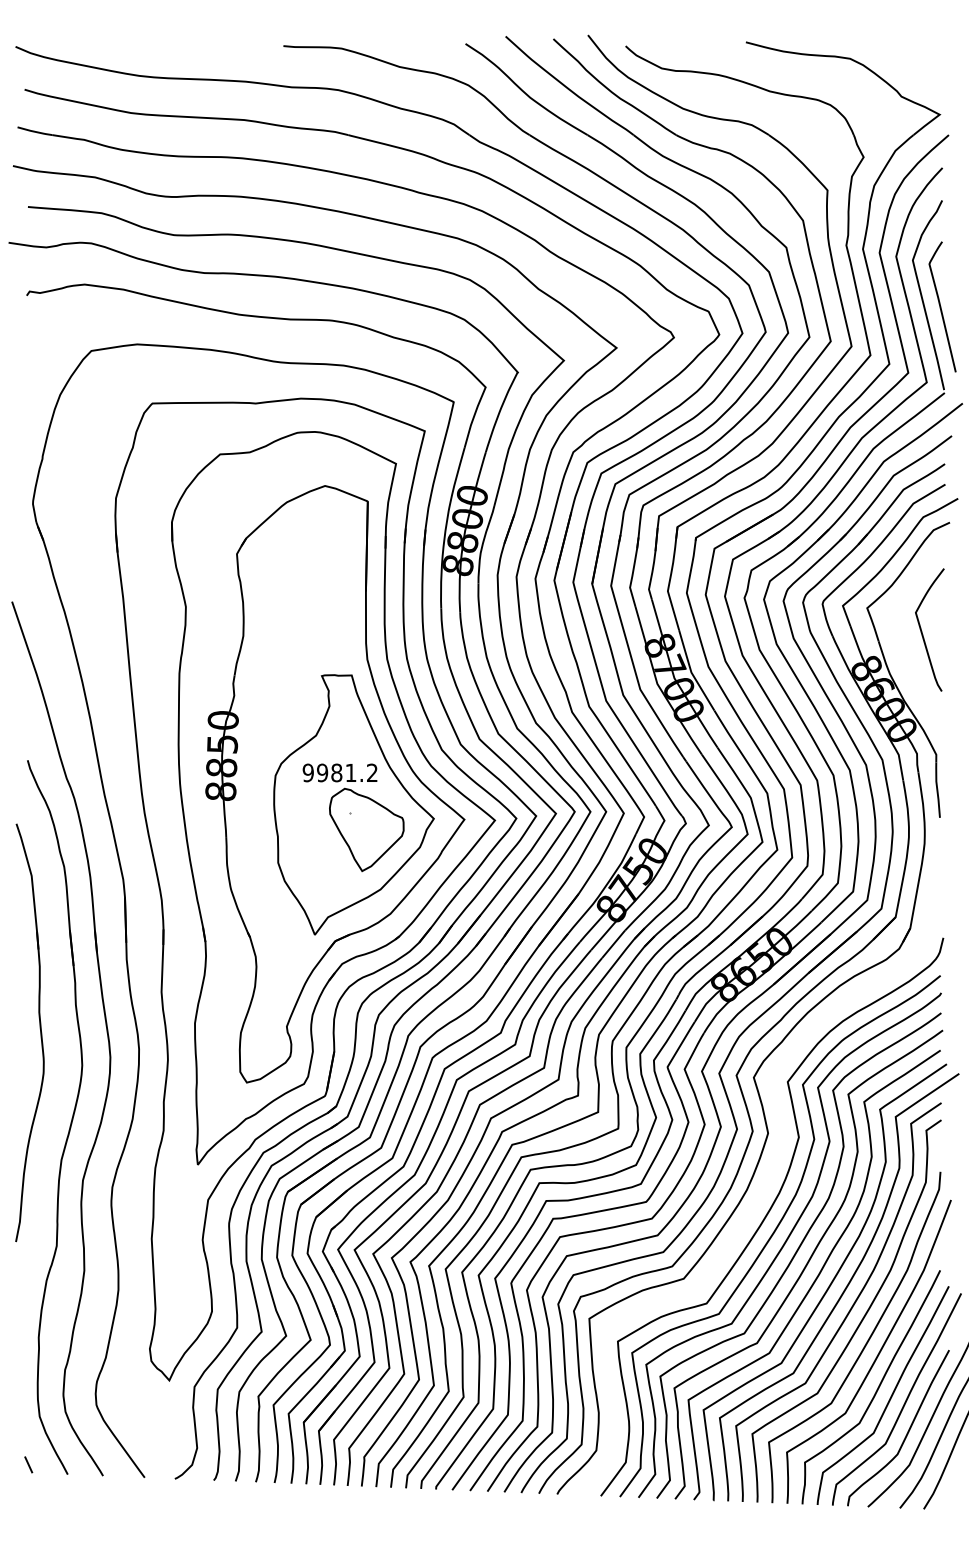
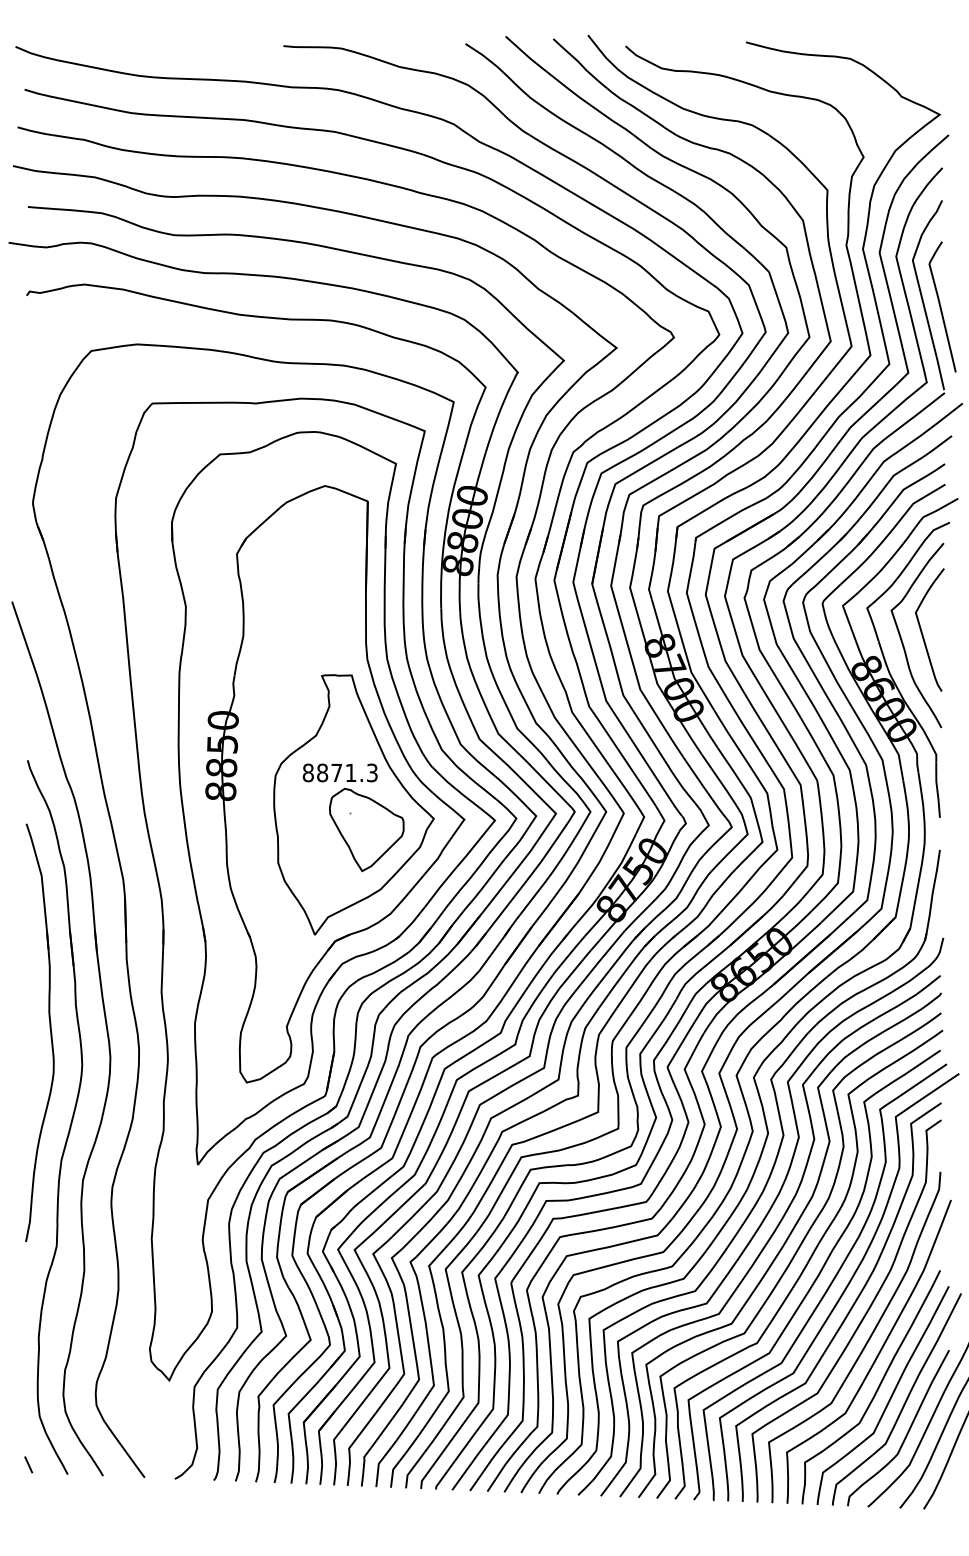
curve: none -> present (902, 639)
text: 9981.2 -> 8871.3 (339, 772)
part position: (39, 1028) -> (49, 1028) (49, 1028)
part: none -> present (768, 1176)
